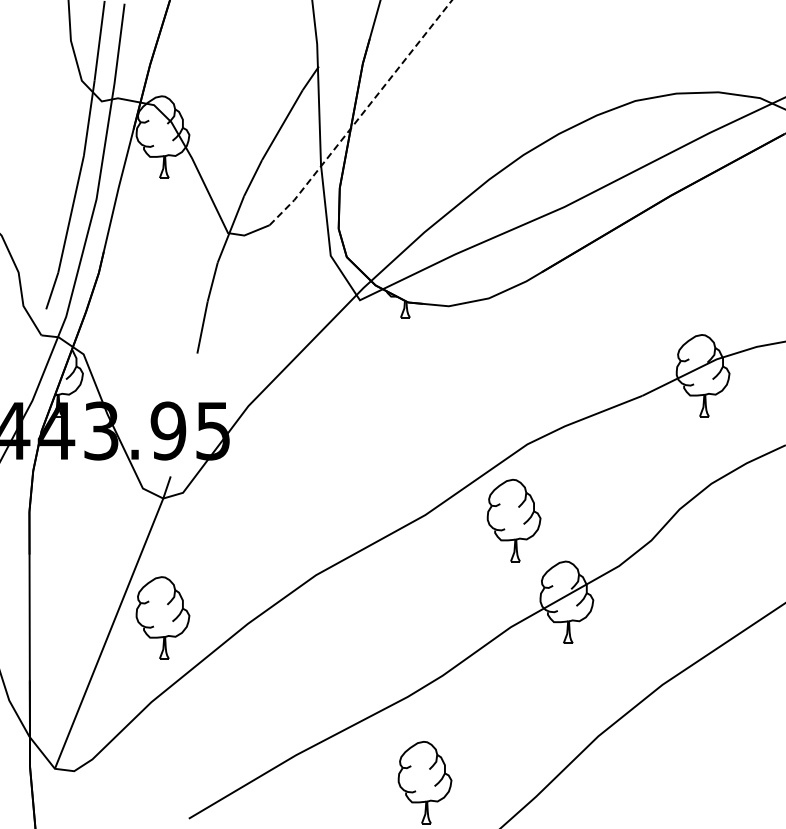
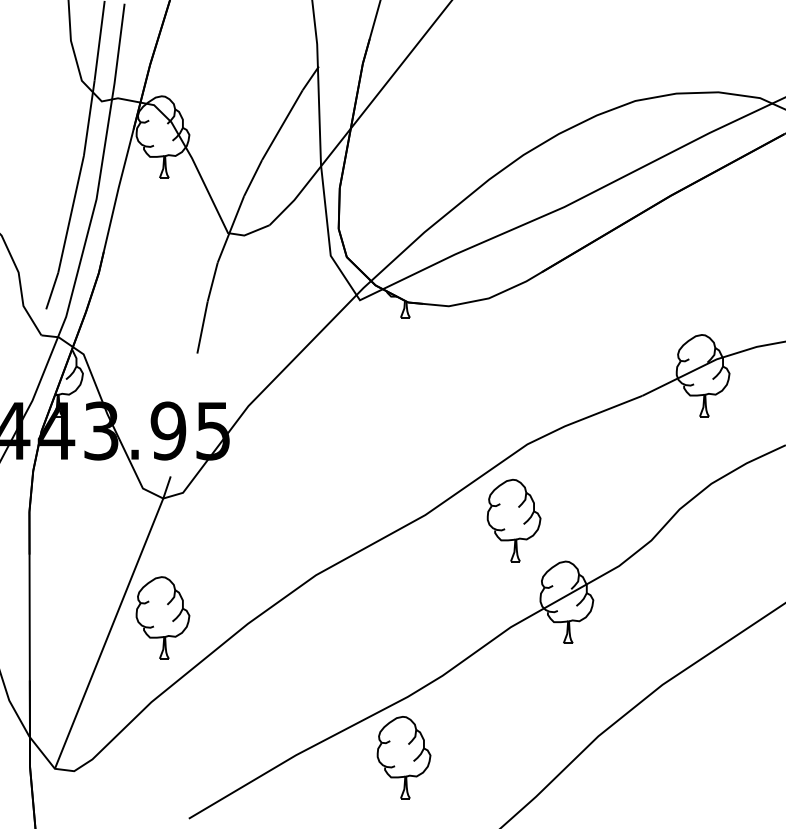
line: dashed -> solid (361, 114)
part position: (424, 782) -> (403, 757) (403, 757)
